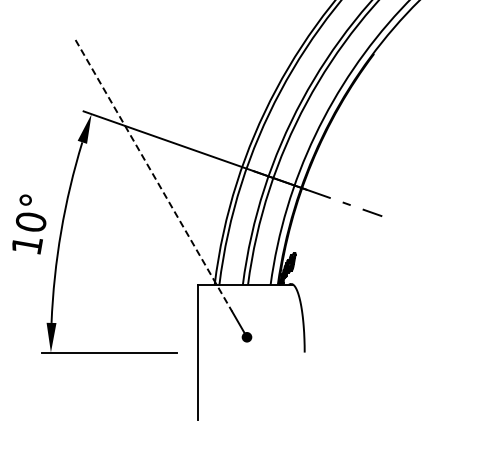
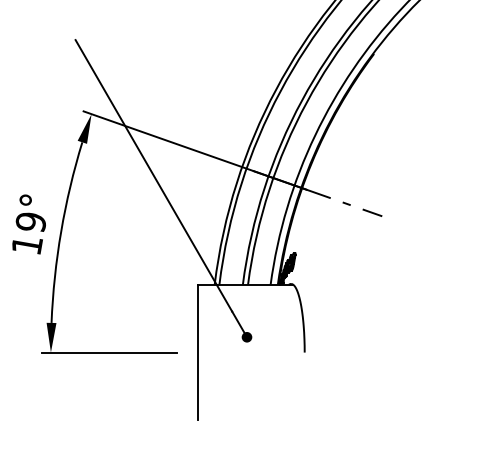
line: dashed -> solid (153, 175)
text: 10° -> 19° (30, 221)
